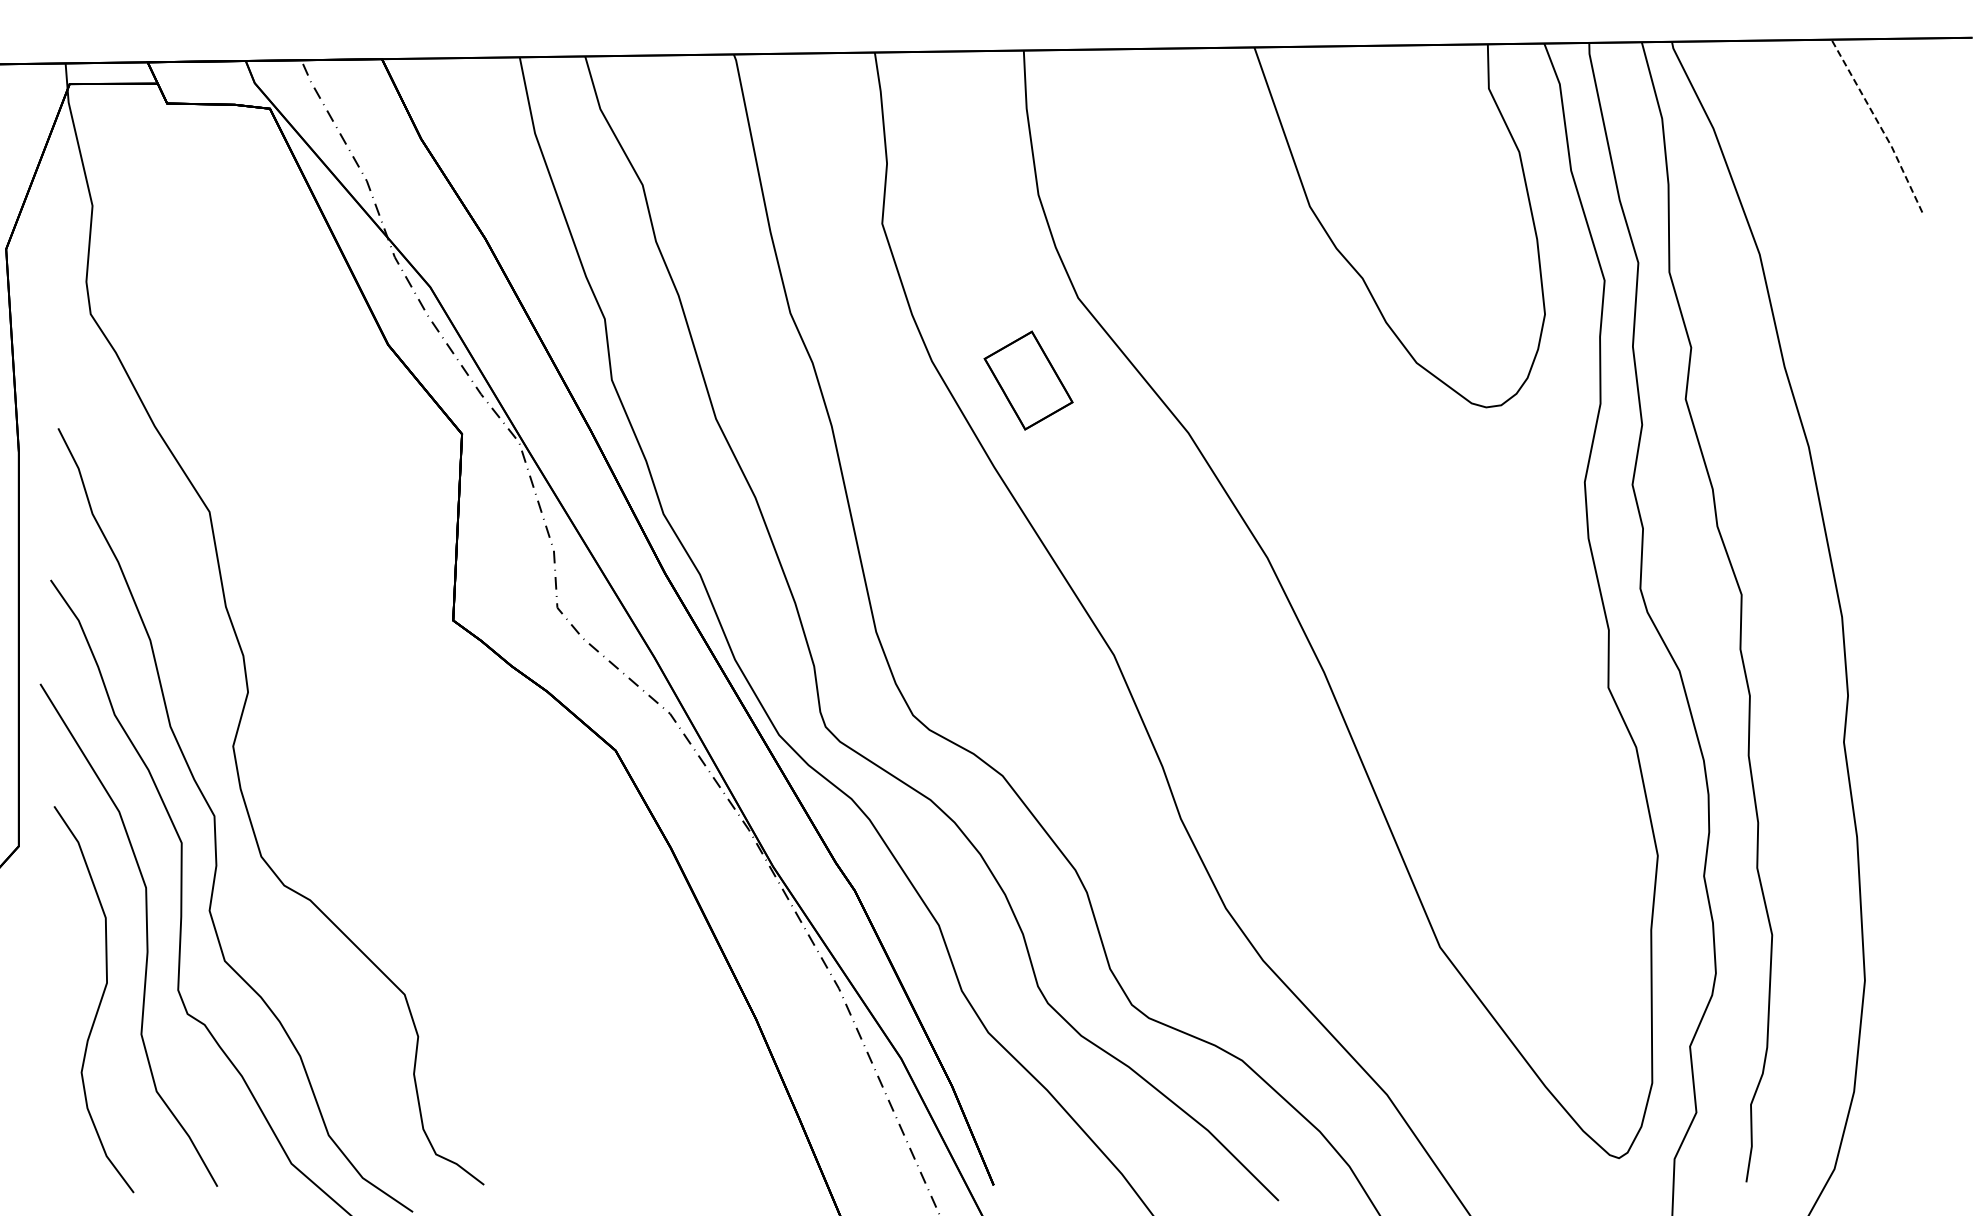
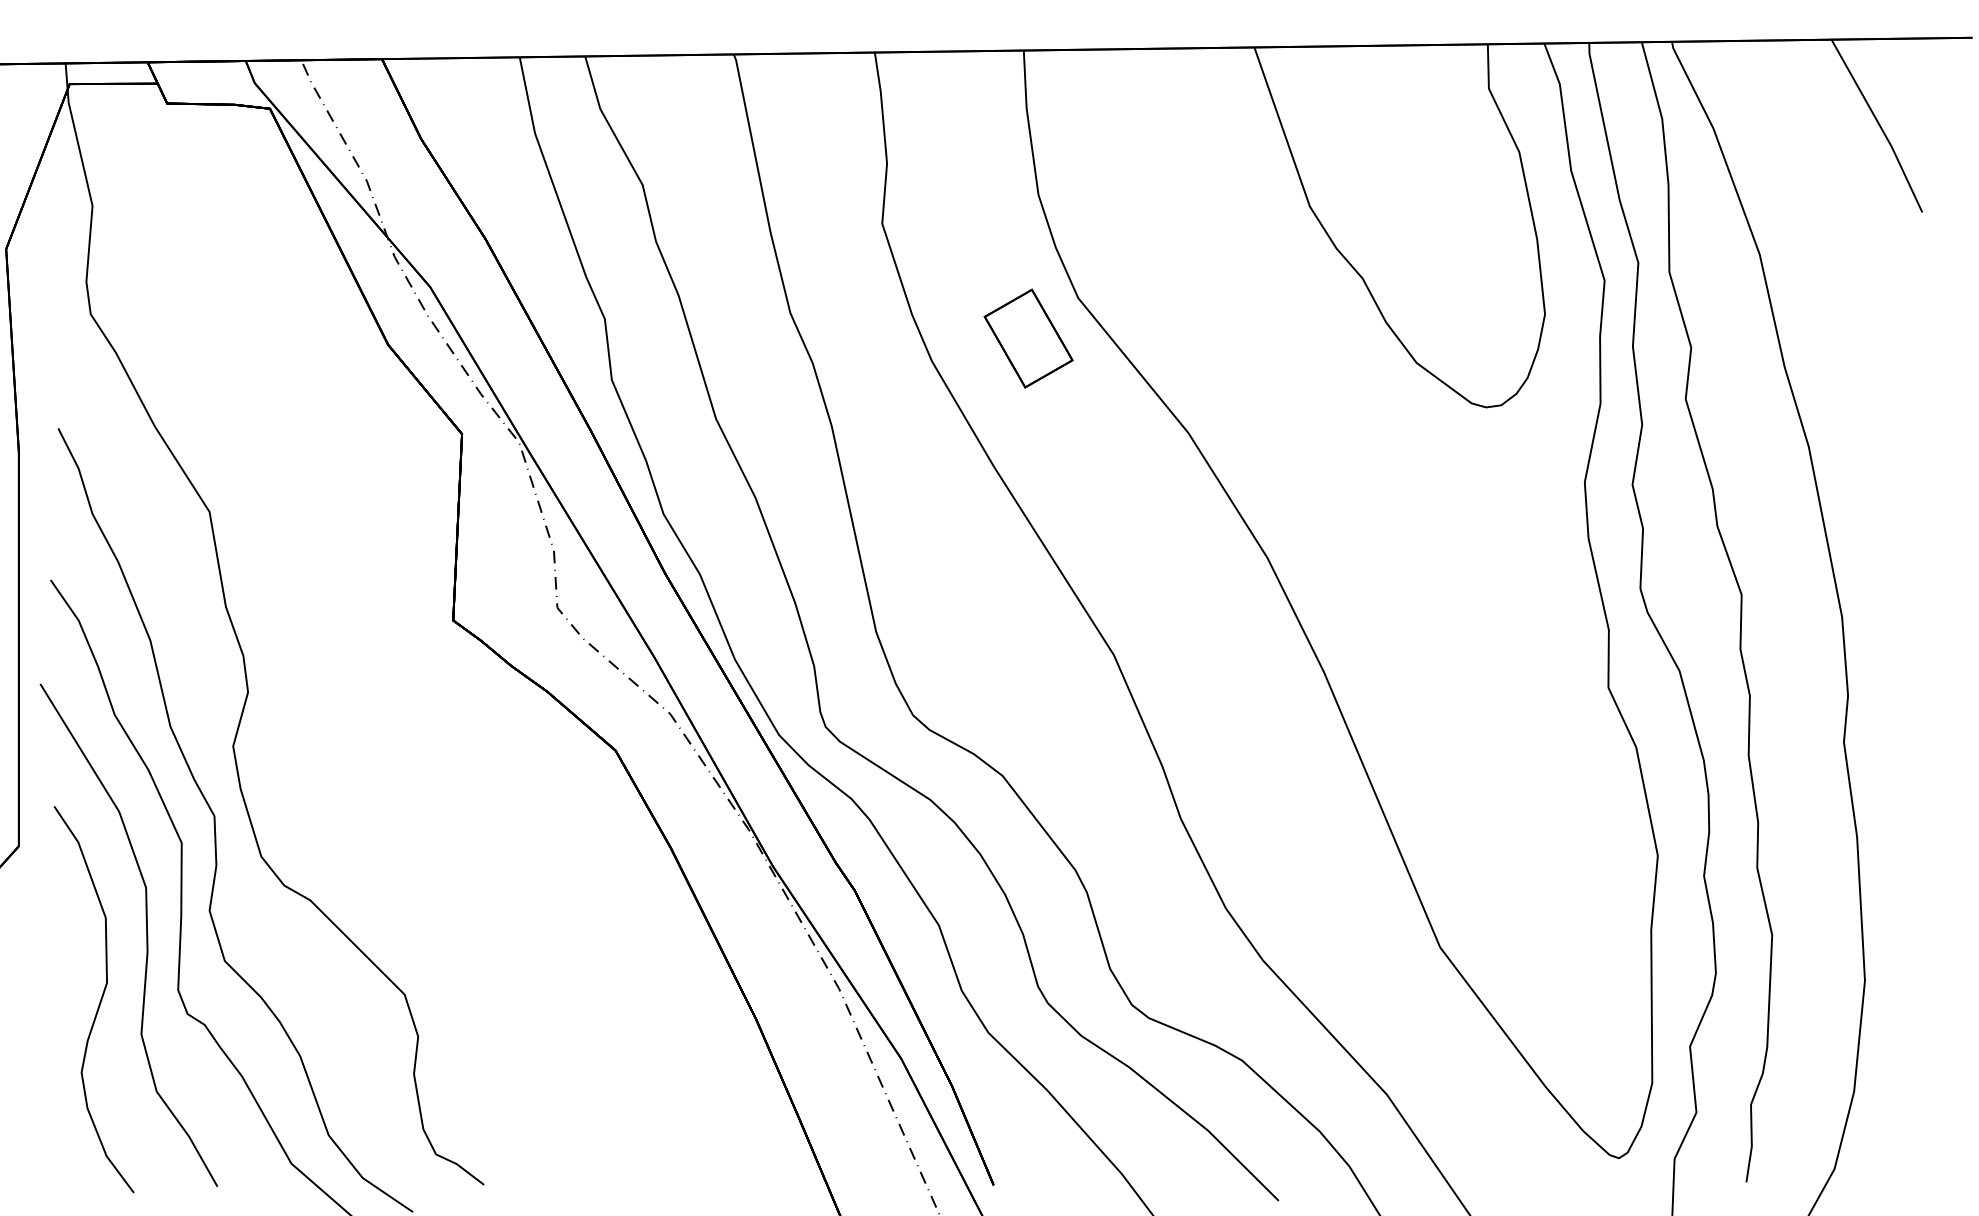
line: dashed -> solid (1879, 124)
part position: (1028, 380) -> (1028, 338) (1028, 338)
